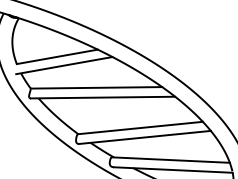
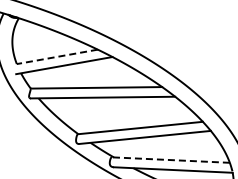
line: solid -> dashed (56, 56)
line: solid -> dashed (170, 160)
